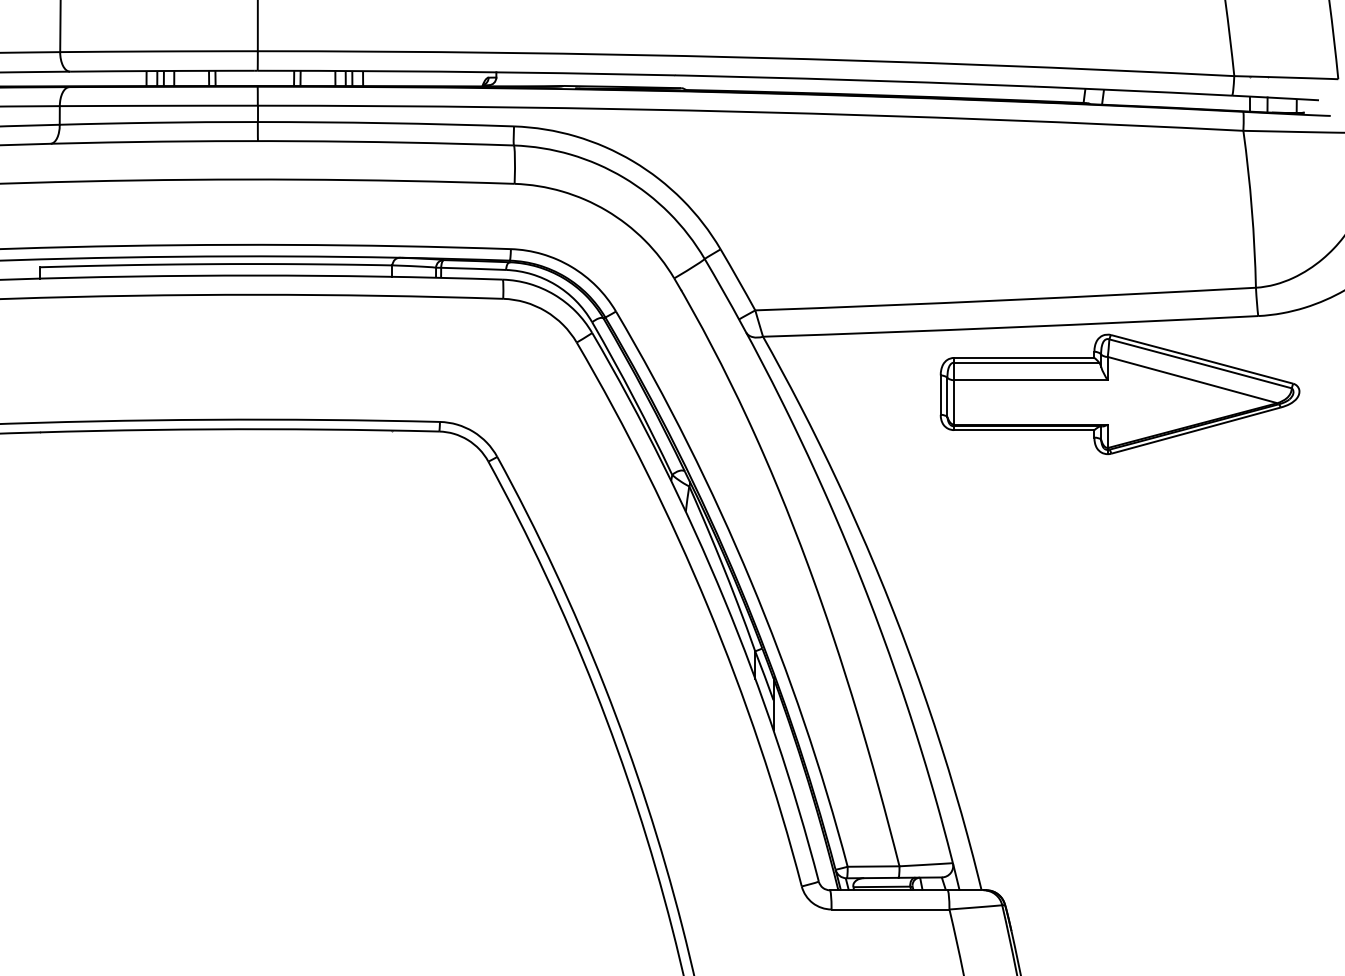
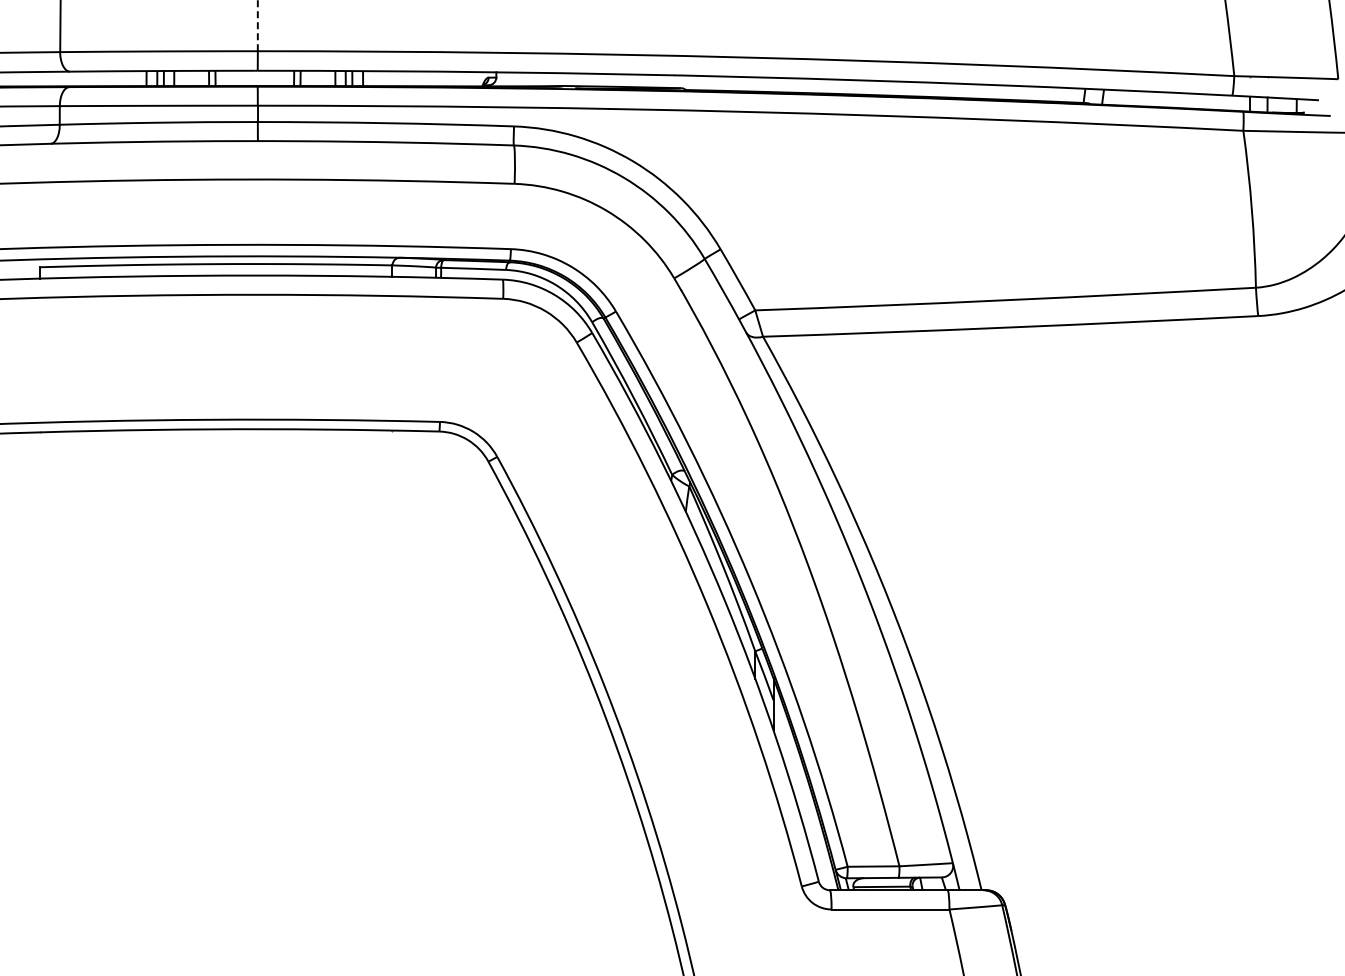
line: solid -> dashed (257, 25)
part: present -> none (1119, 394)
